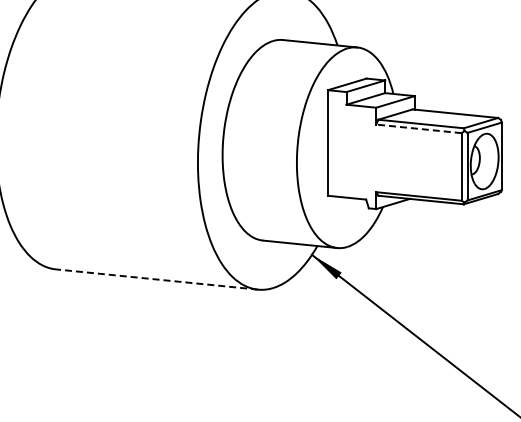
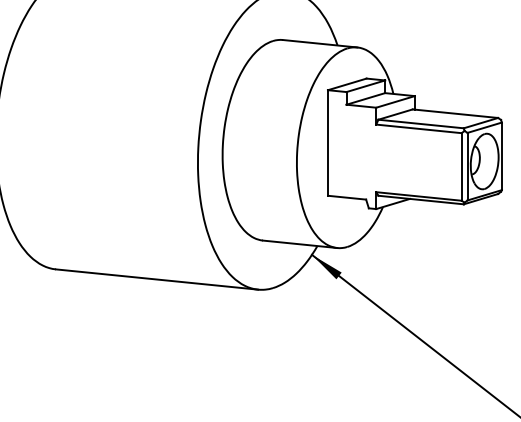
line: dashed -> solid (418, 128)
line: dashed -> solid (157, 279)
